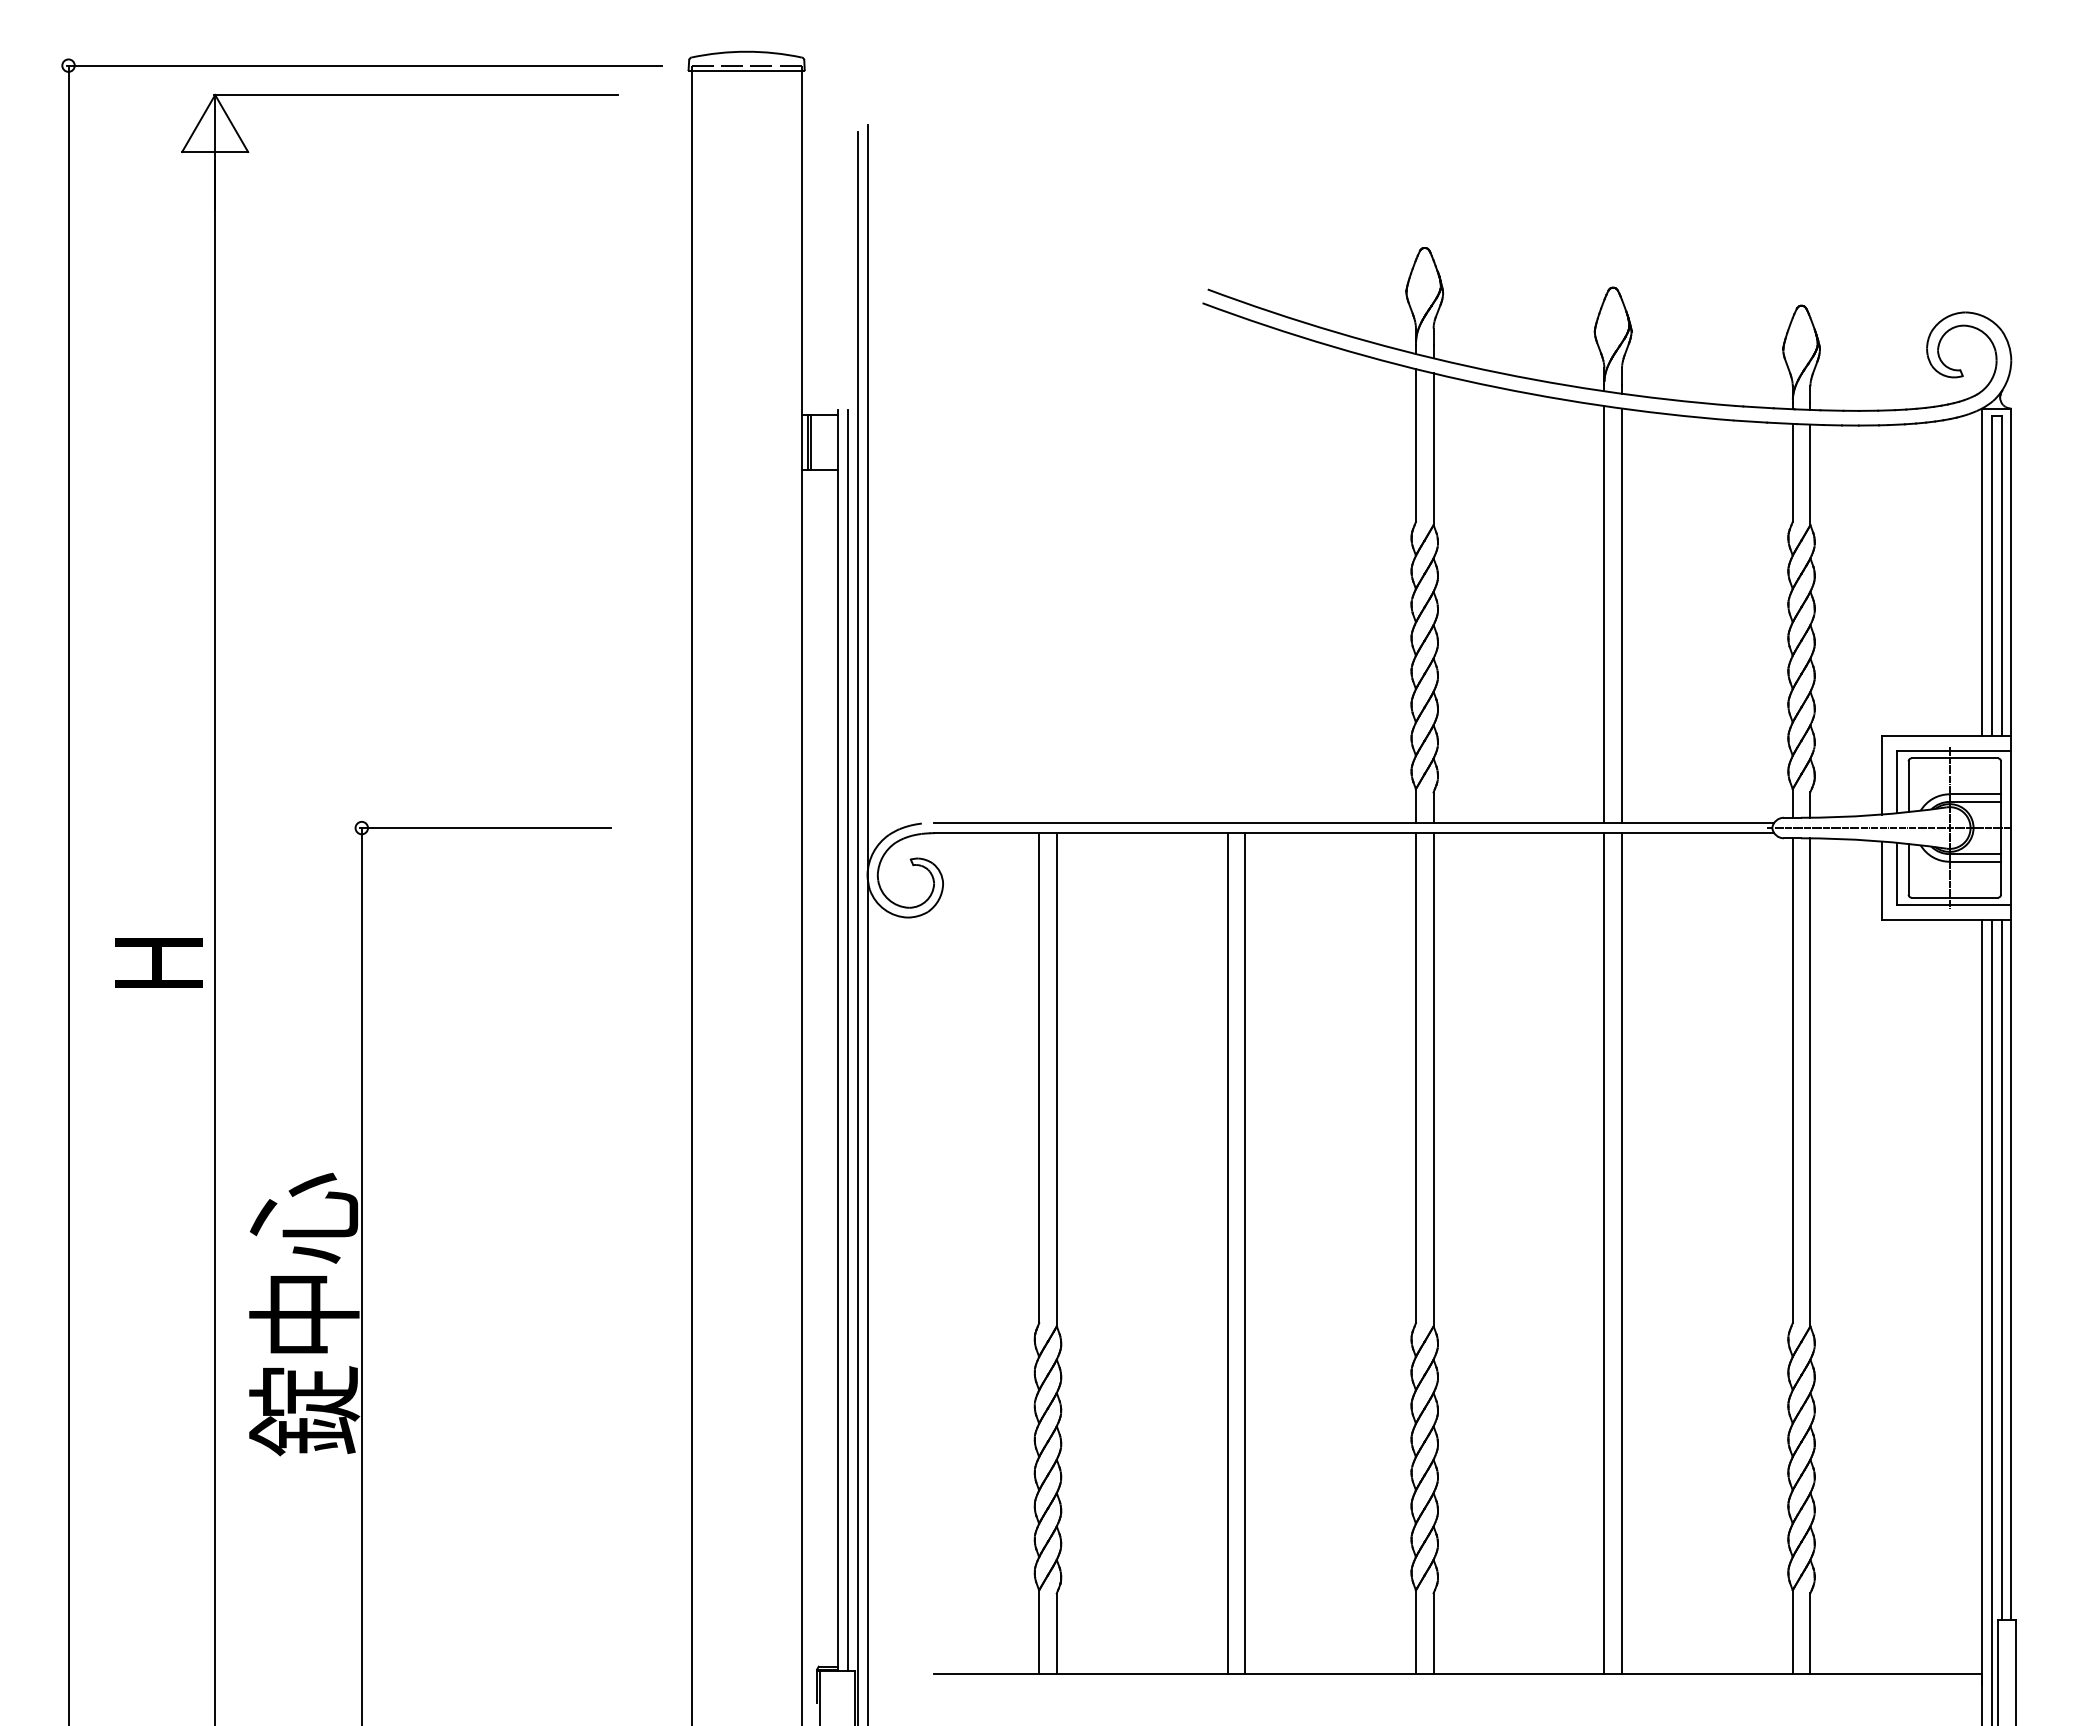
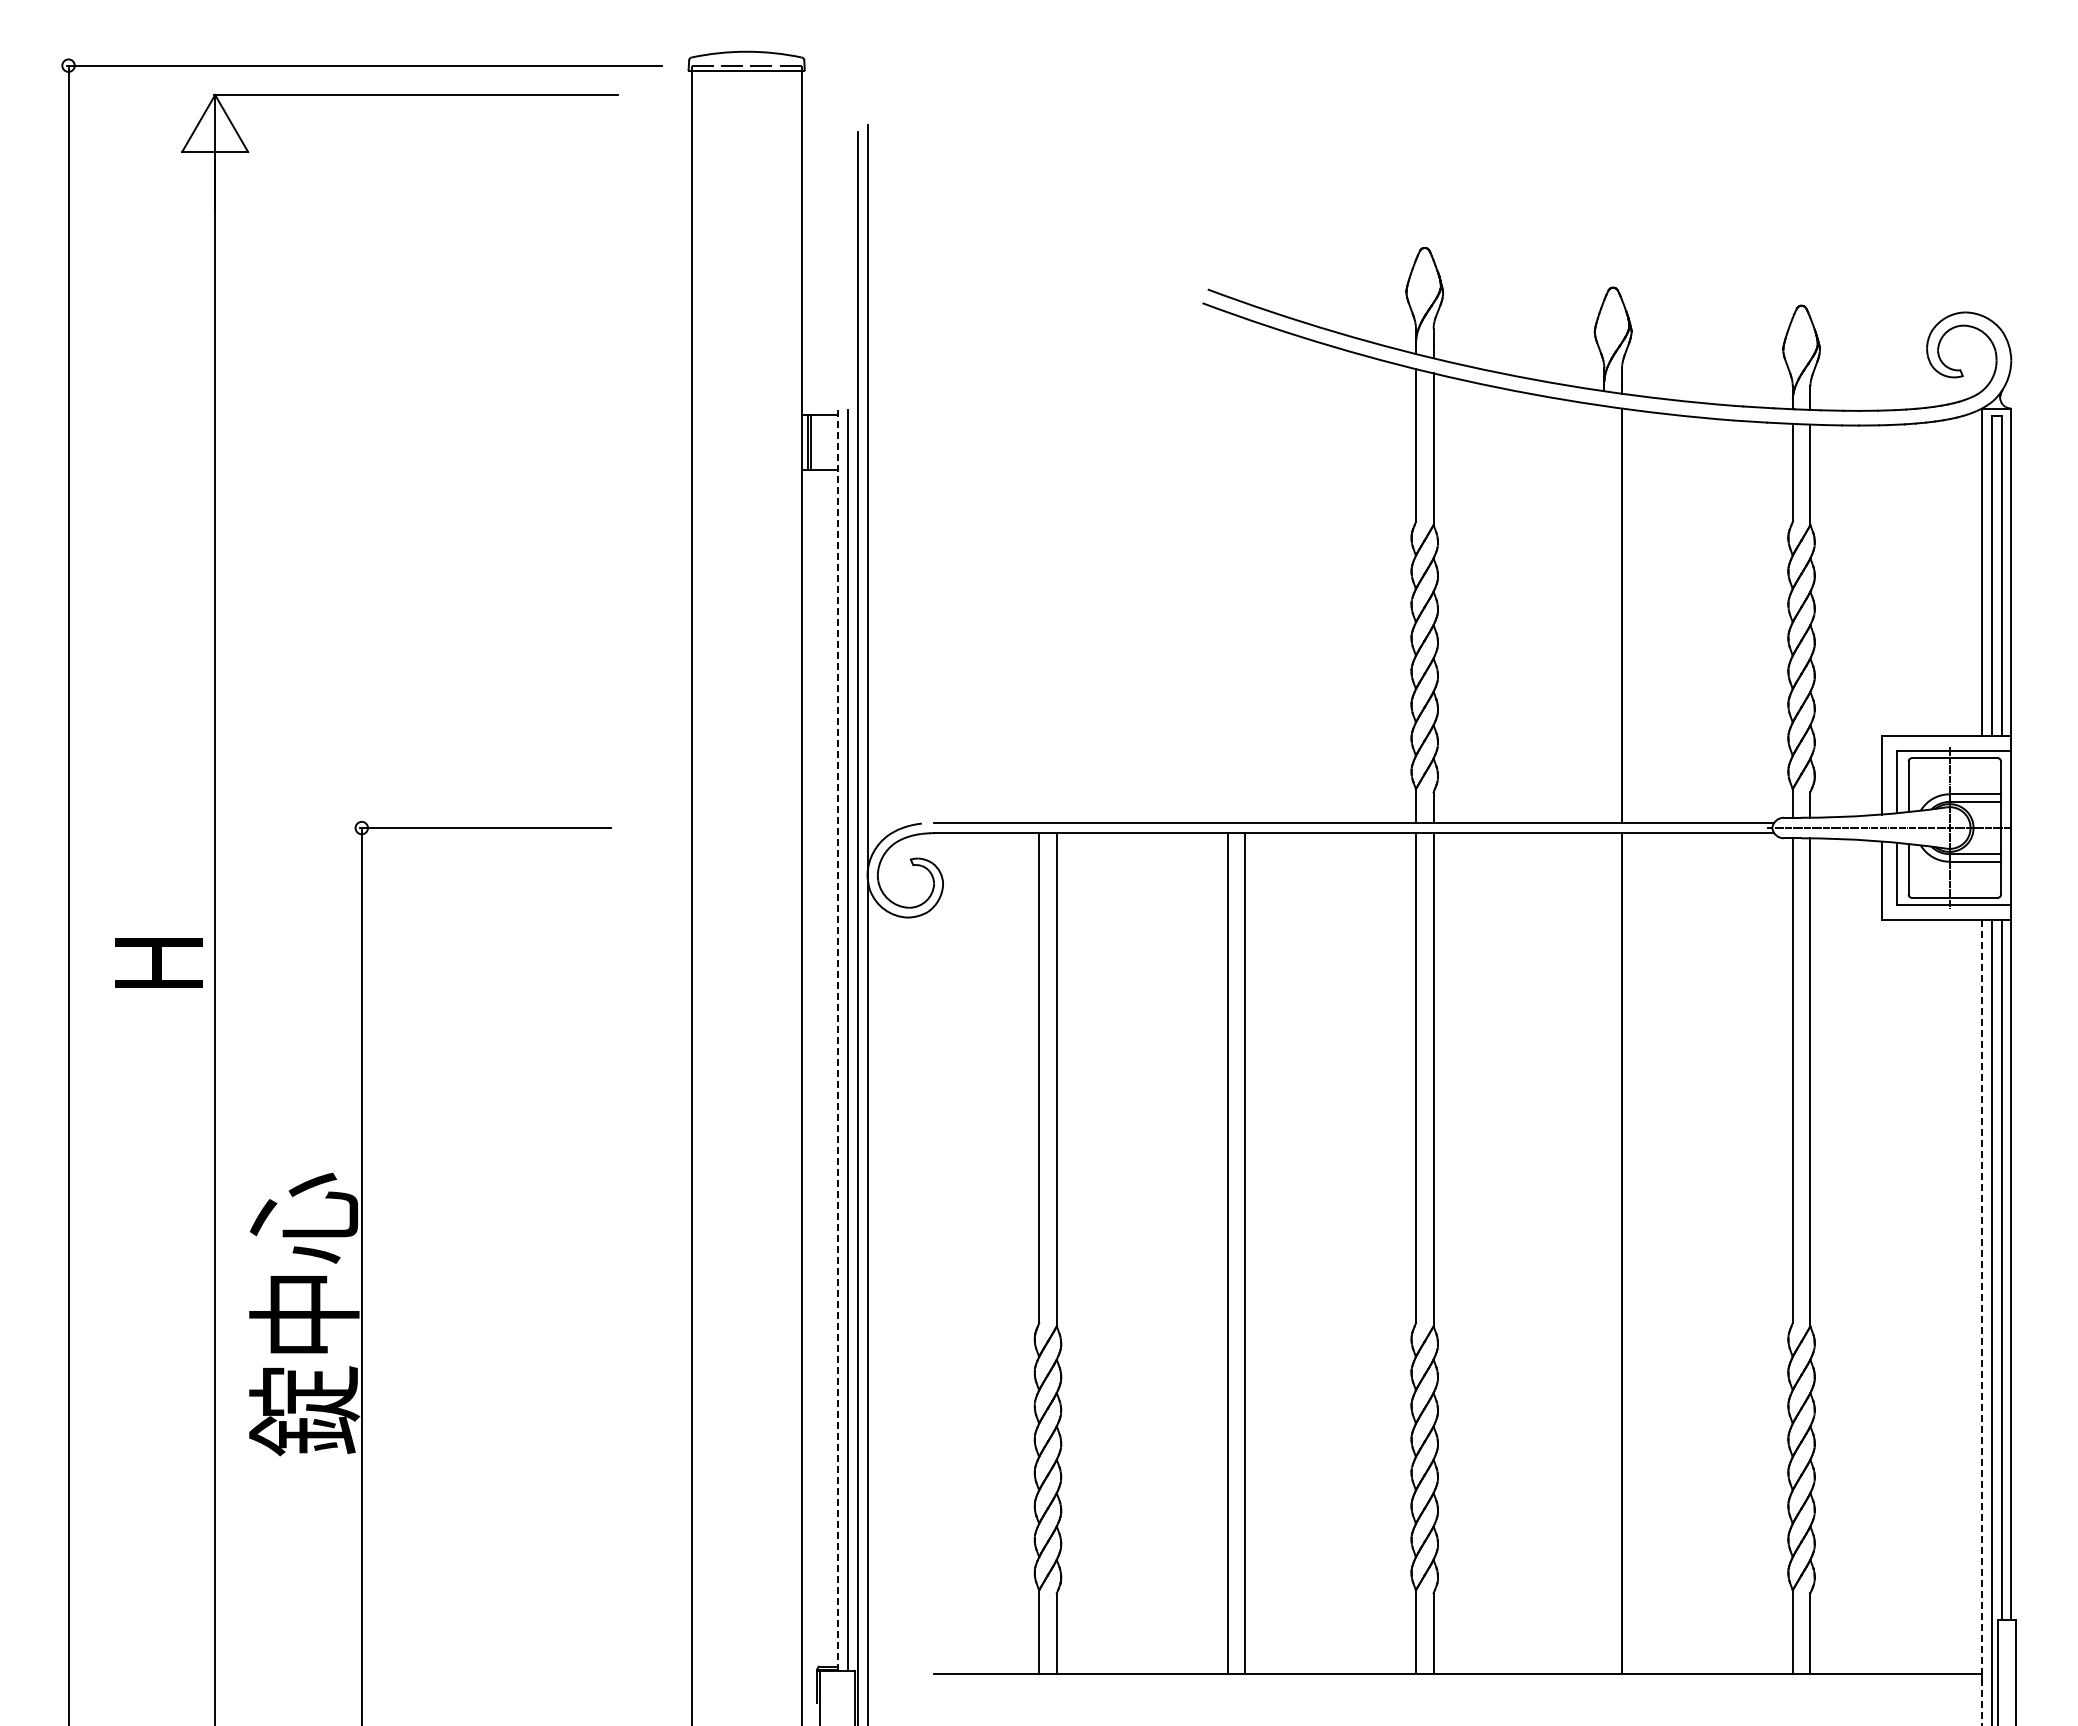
line: present -> none (1604, 614)
line: solid -> dashed (838, 1041)
line: present -> none (1604, 1253)
line: solid -> dashed (1981, 1322)
